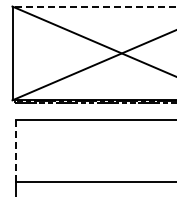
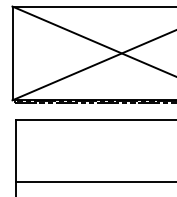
line: dashed -> solid (94, 6)
line: dashed -> solid (15, 150)
